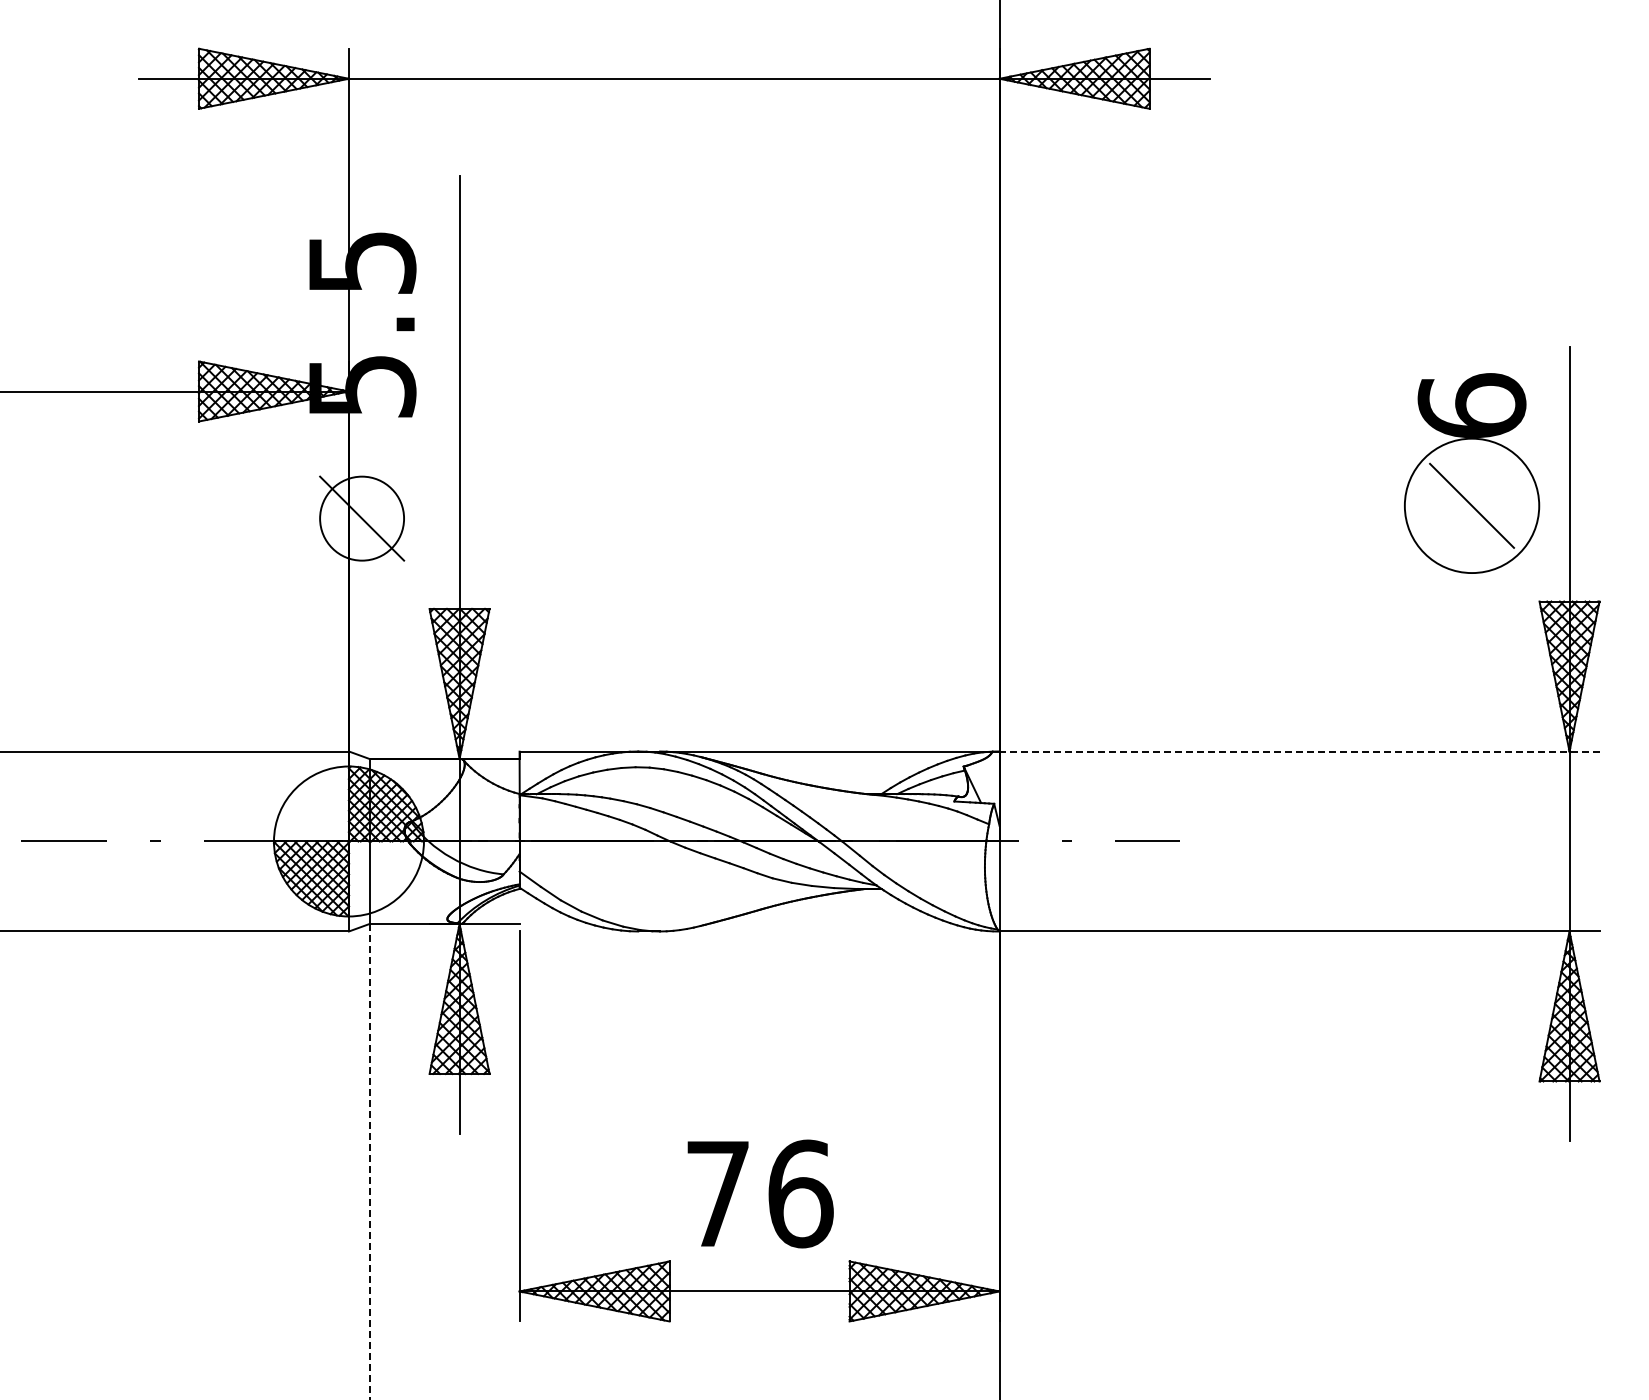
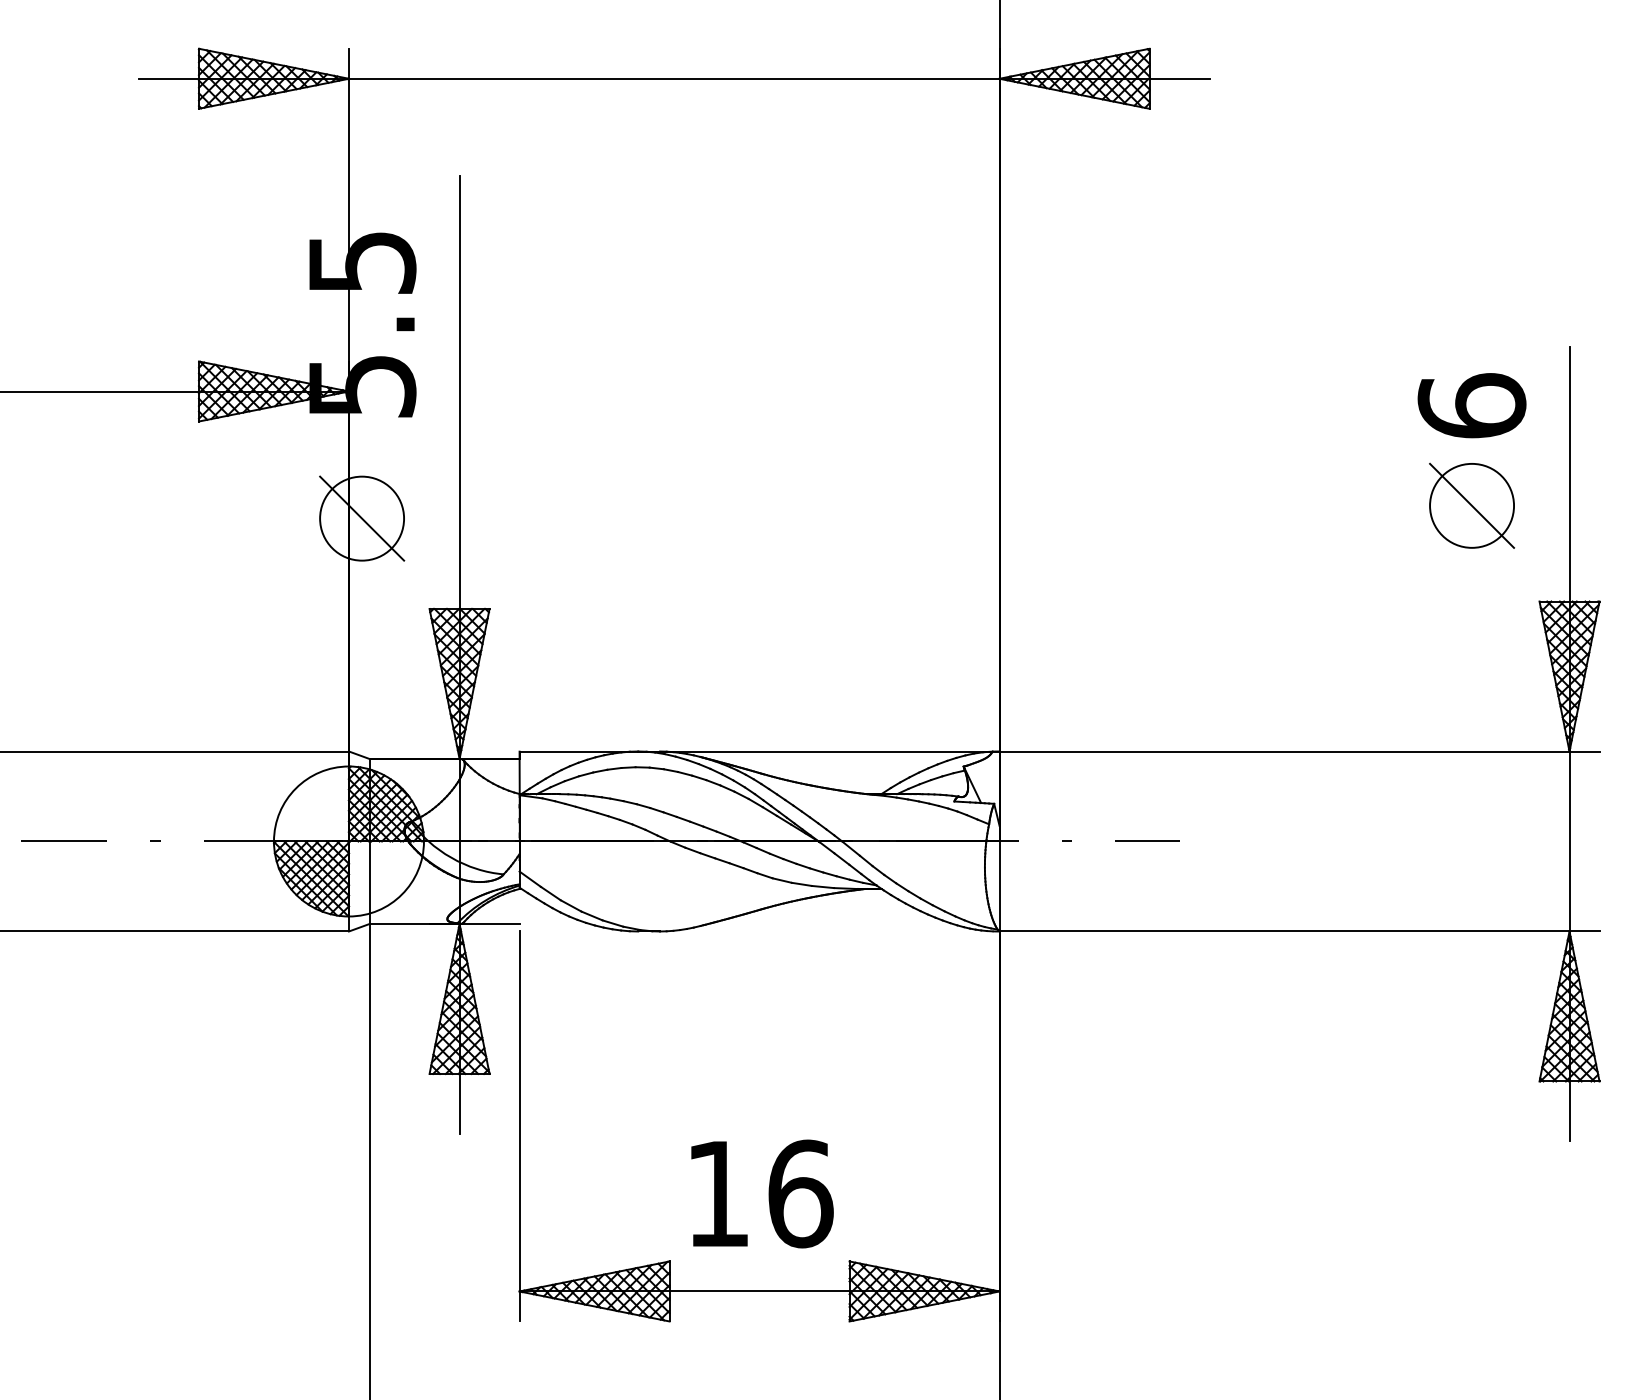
circle diameter: 134 px -> 84 px (1472, 505)
line: dashed -> solid (1299, 751)
line: dashed -> solid (369, 1161)
text: 76 -> 16 (717, 1193)
